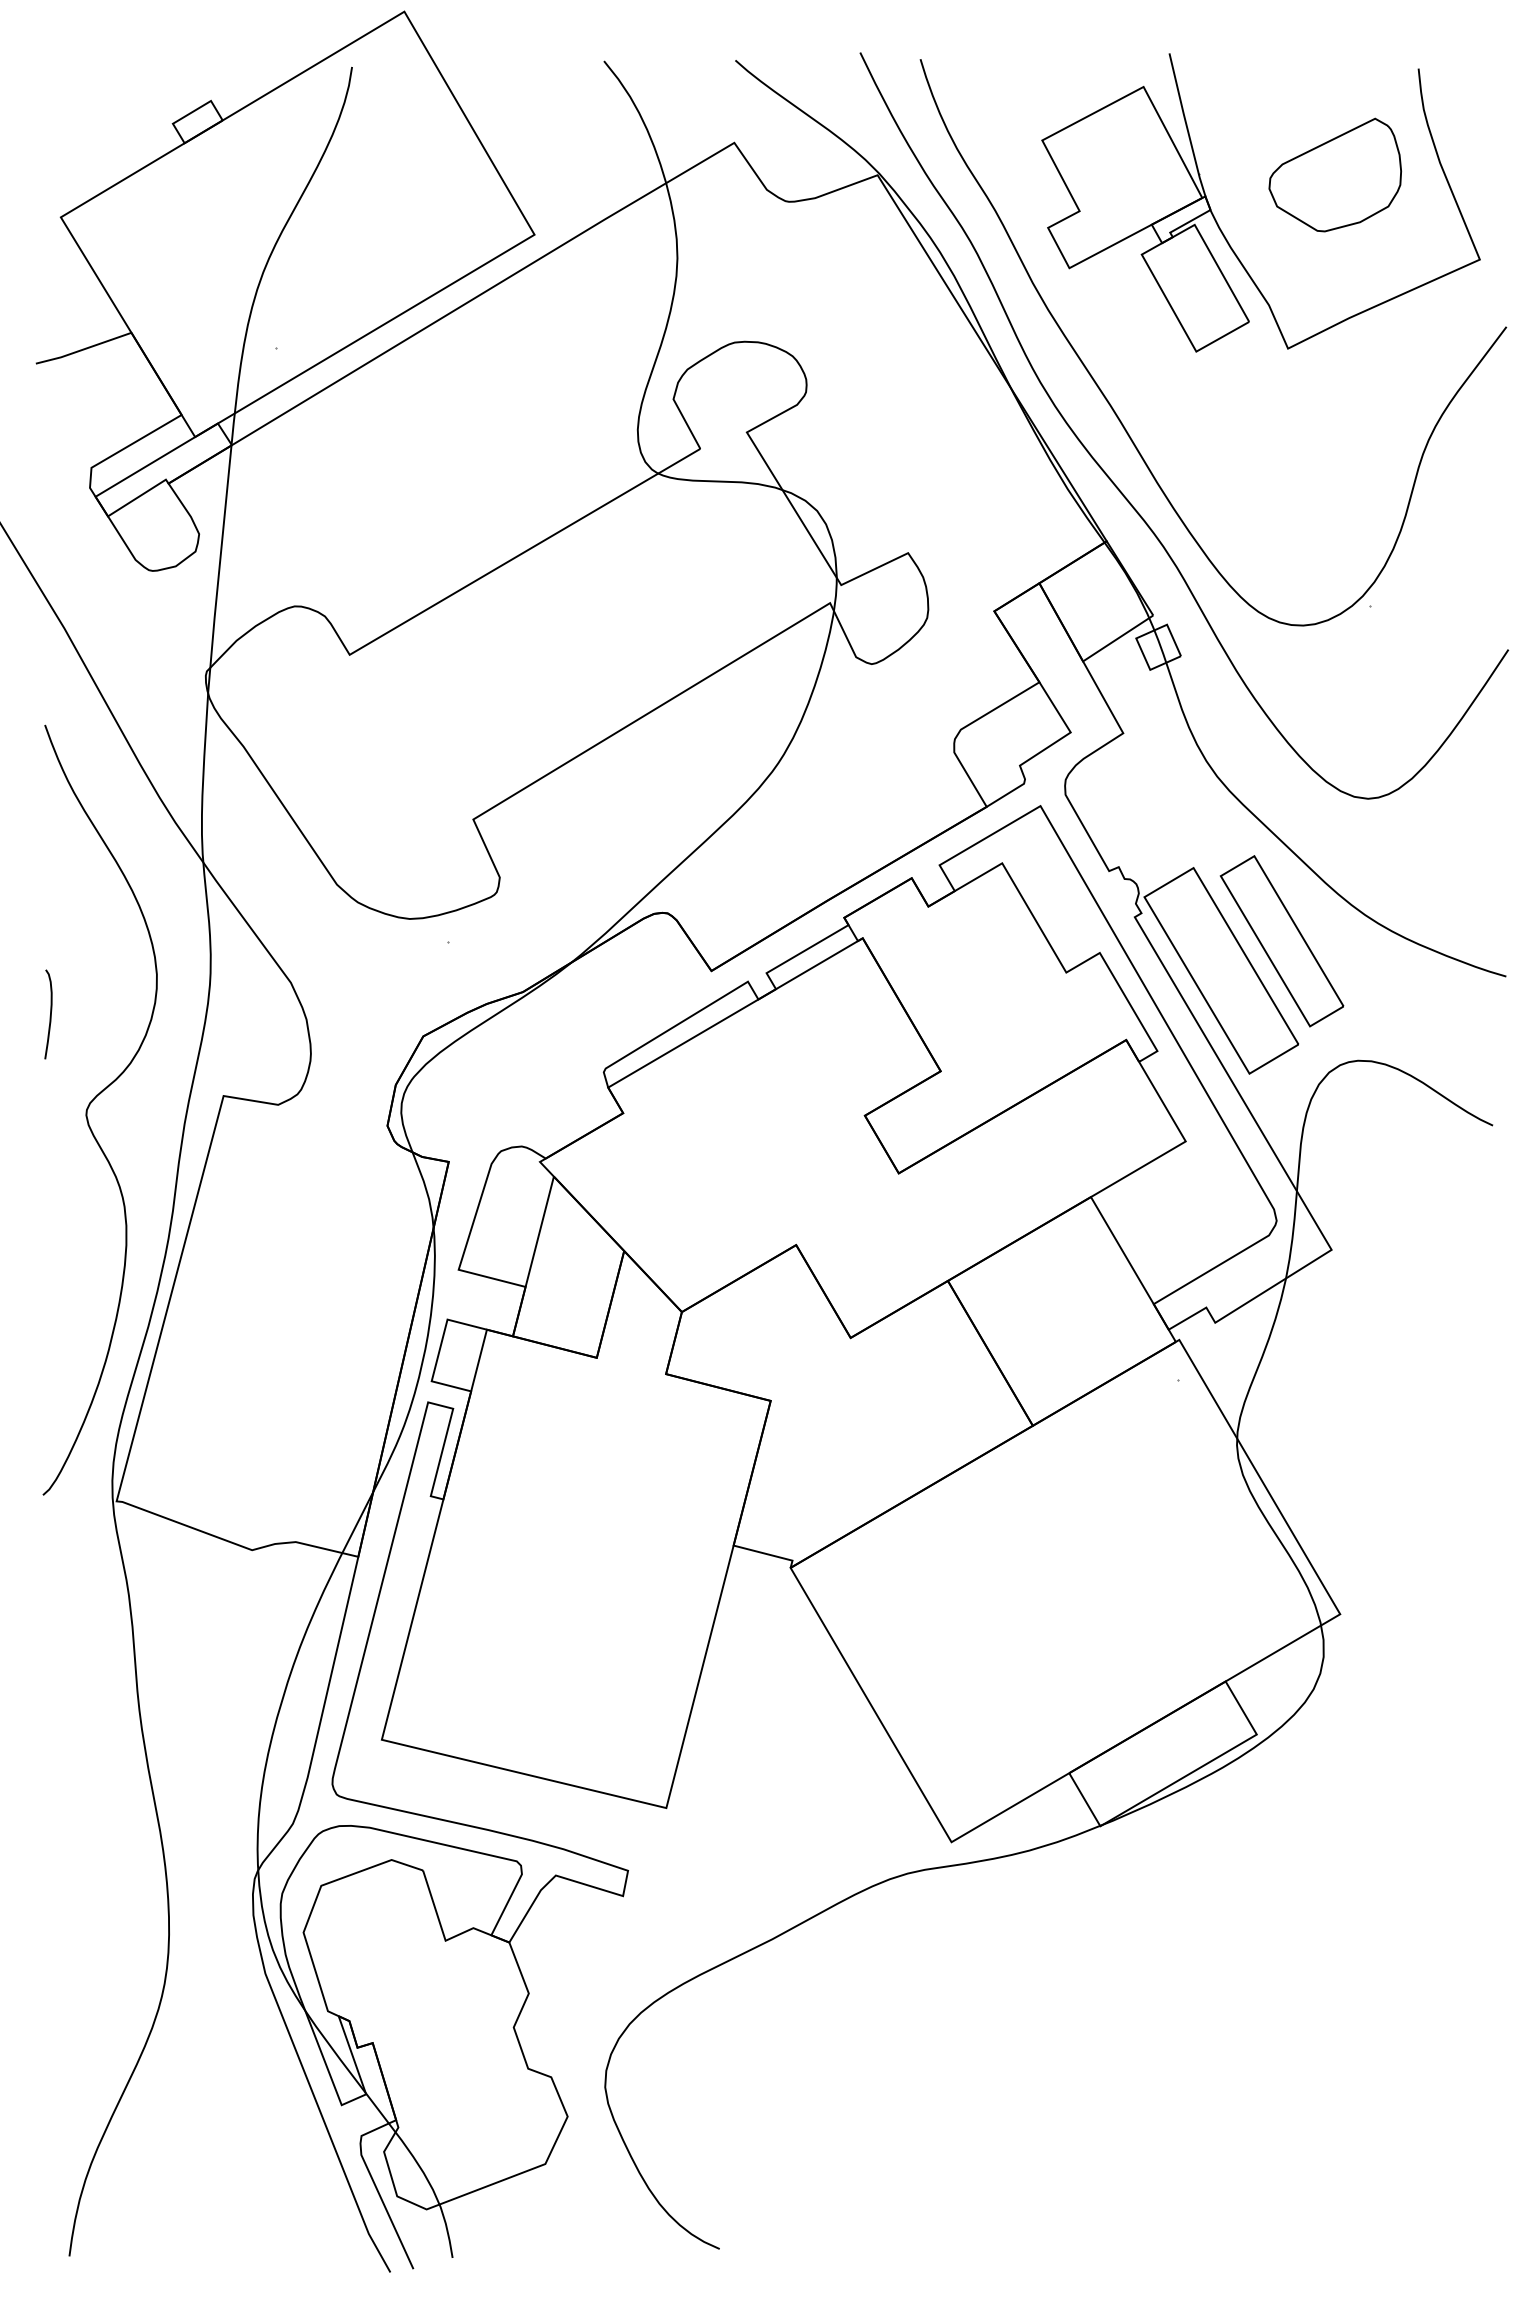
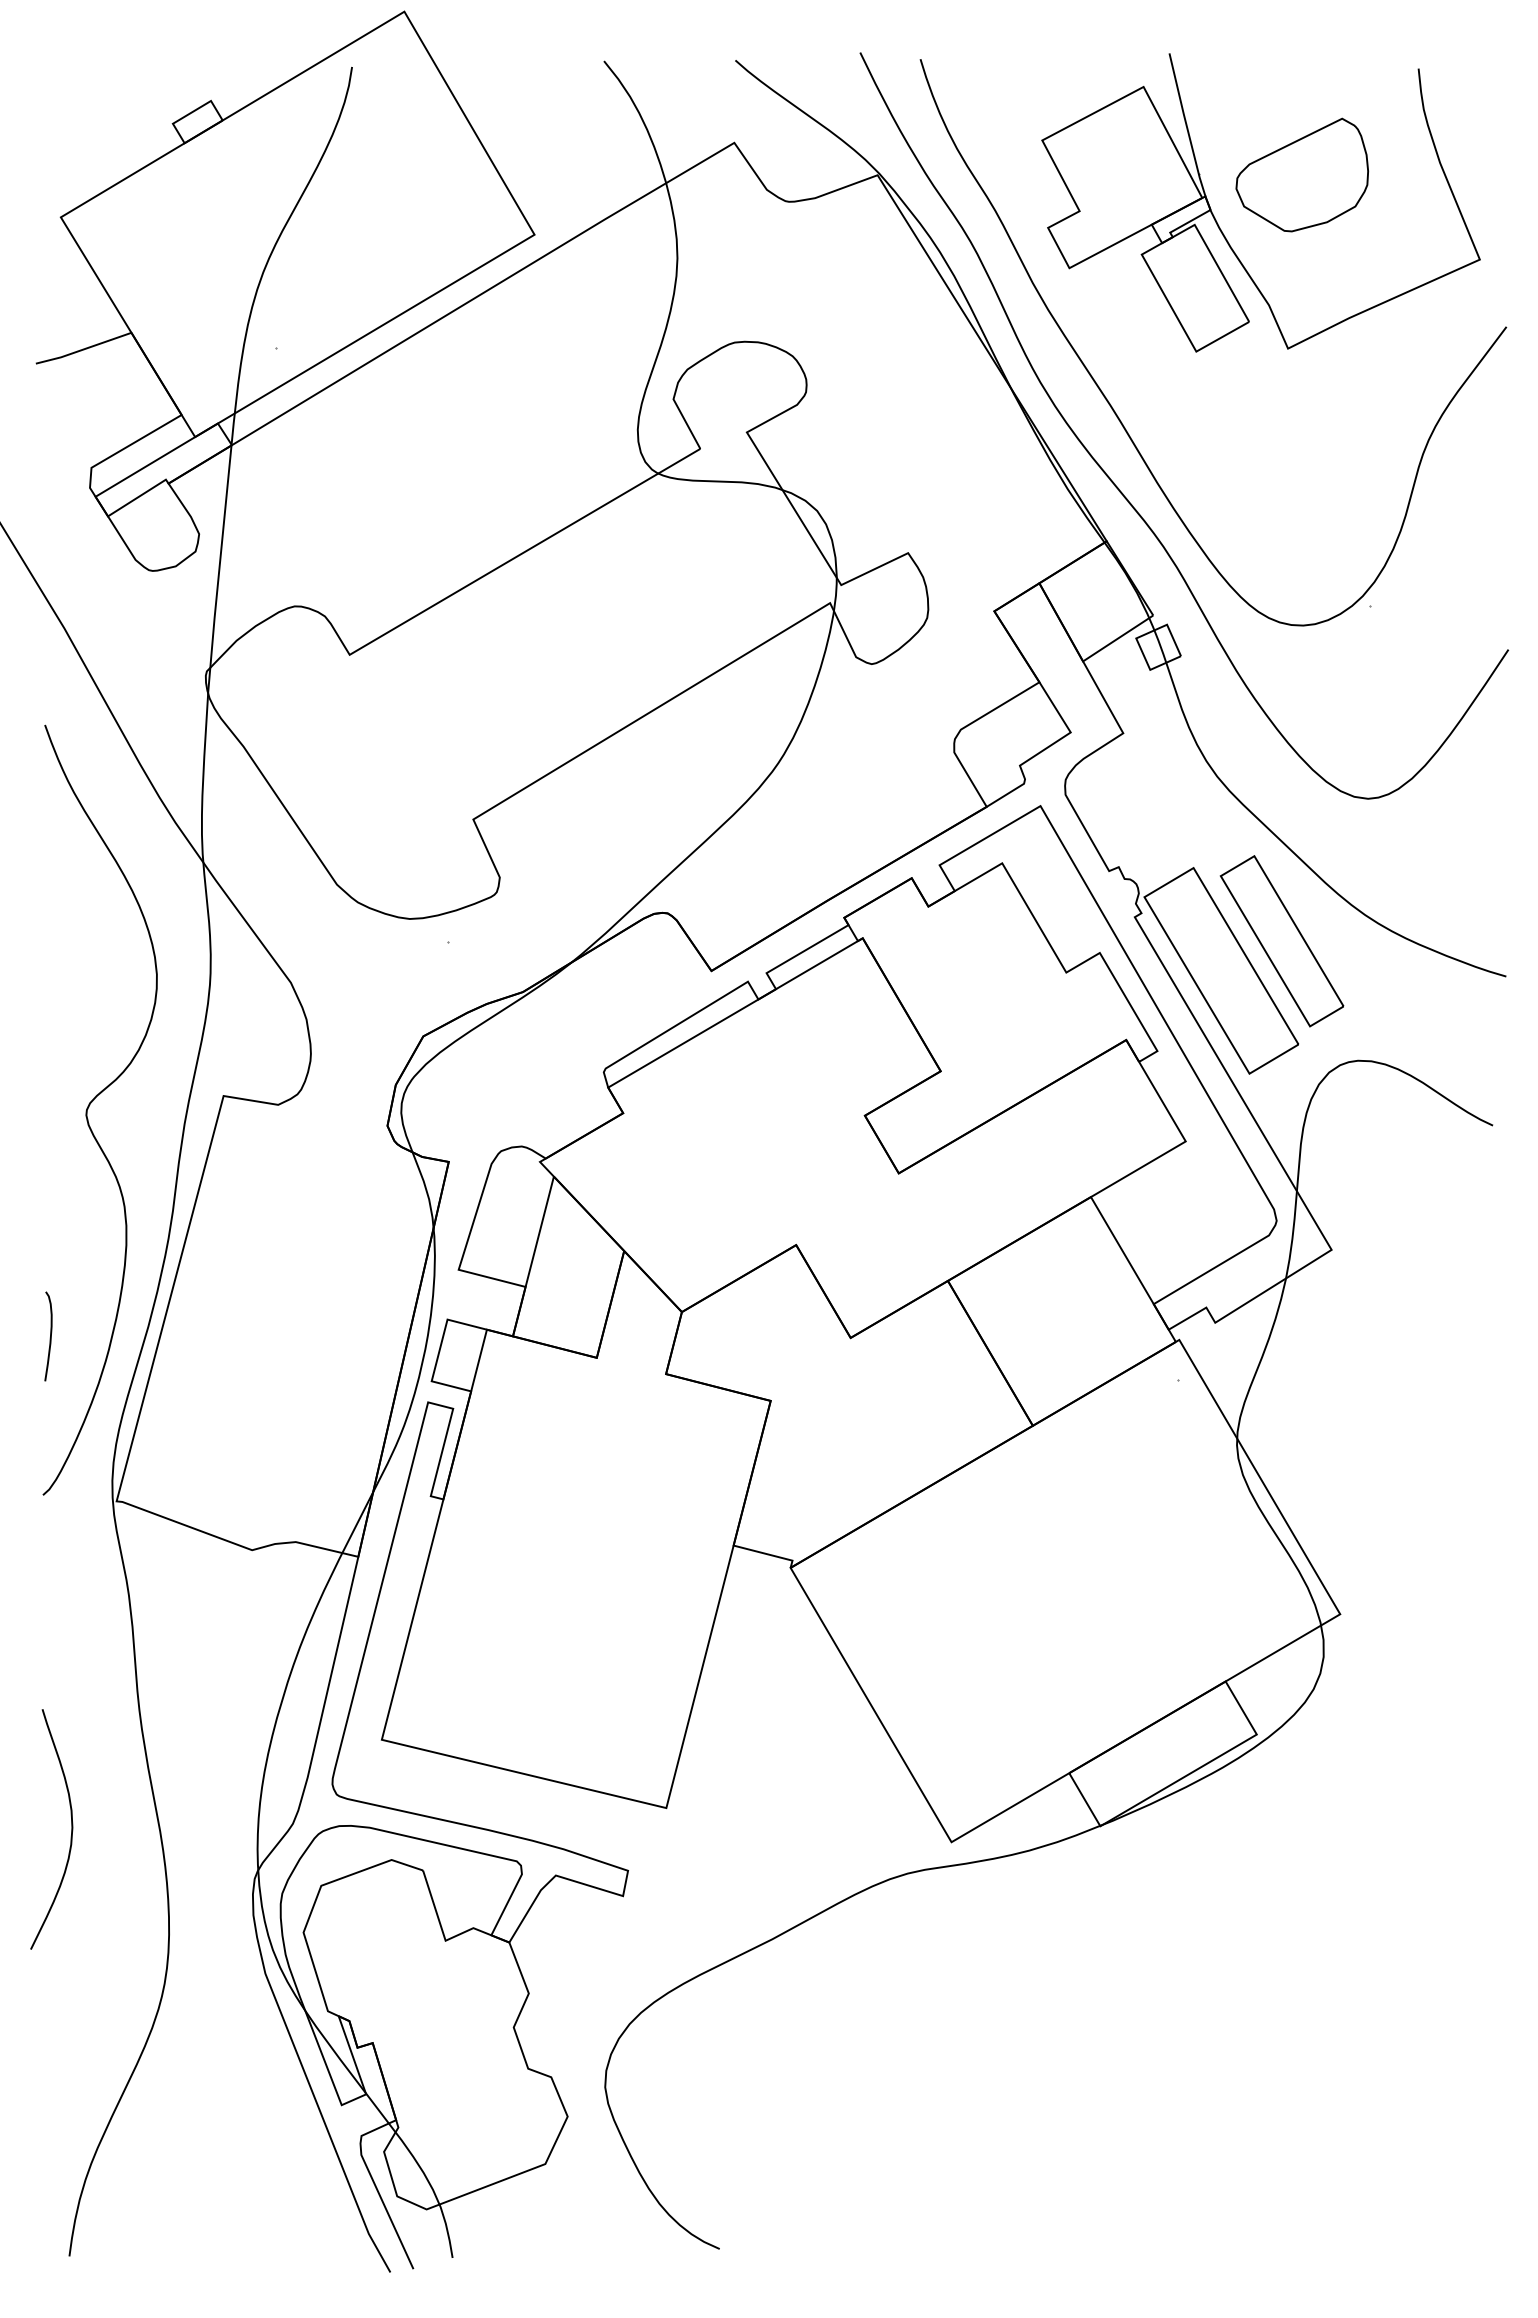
part position: (1335, 174) -> (1302, 174) (1302, 174)
curve position: (50, 1014) -> (50, 1336) (50, 1336)
curve: none -> present (71, 1829)
